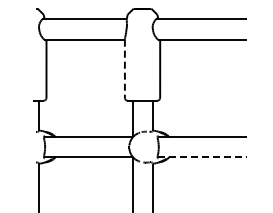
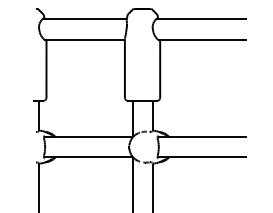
line: dashed -> solid (124, 69)
line: dashed -> solid (202, 157)
